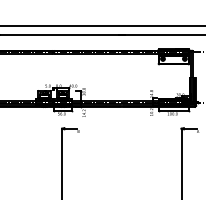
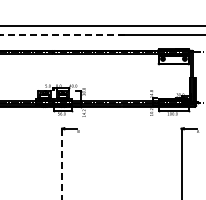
line: solid -> dashed (62, 34)
line: solid -> dashed (62, 164)
